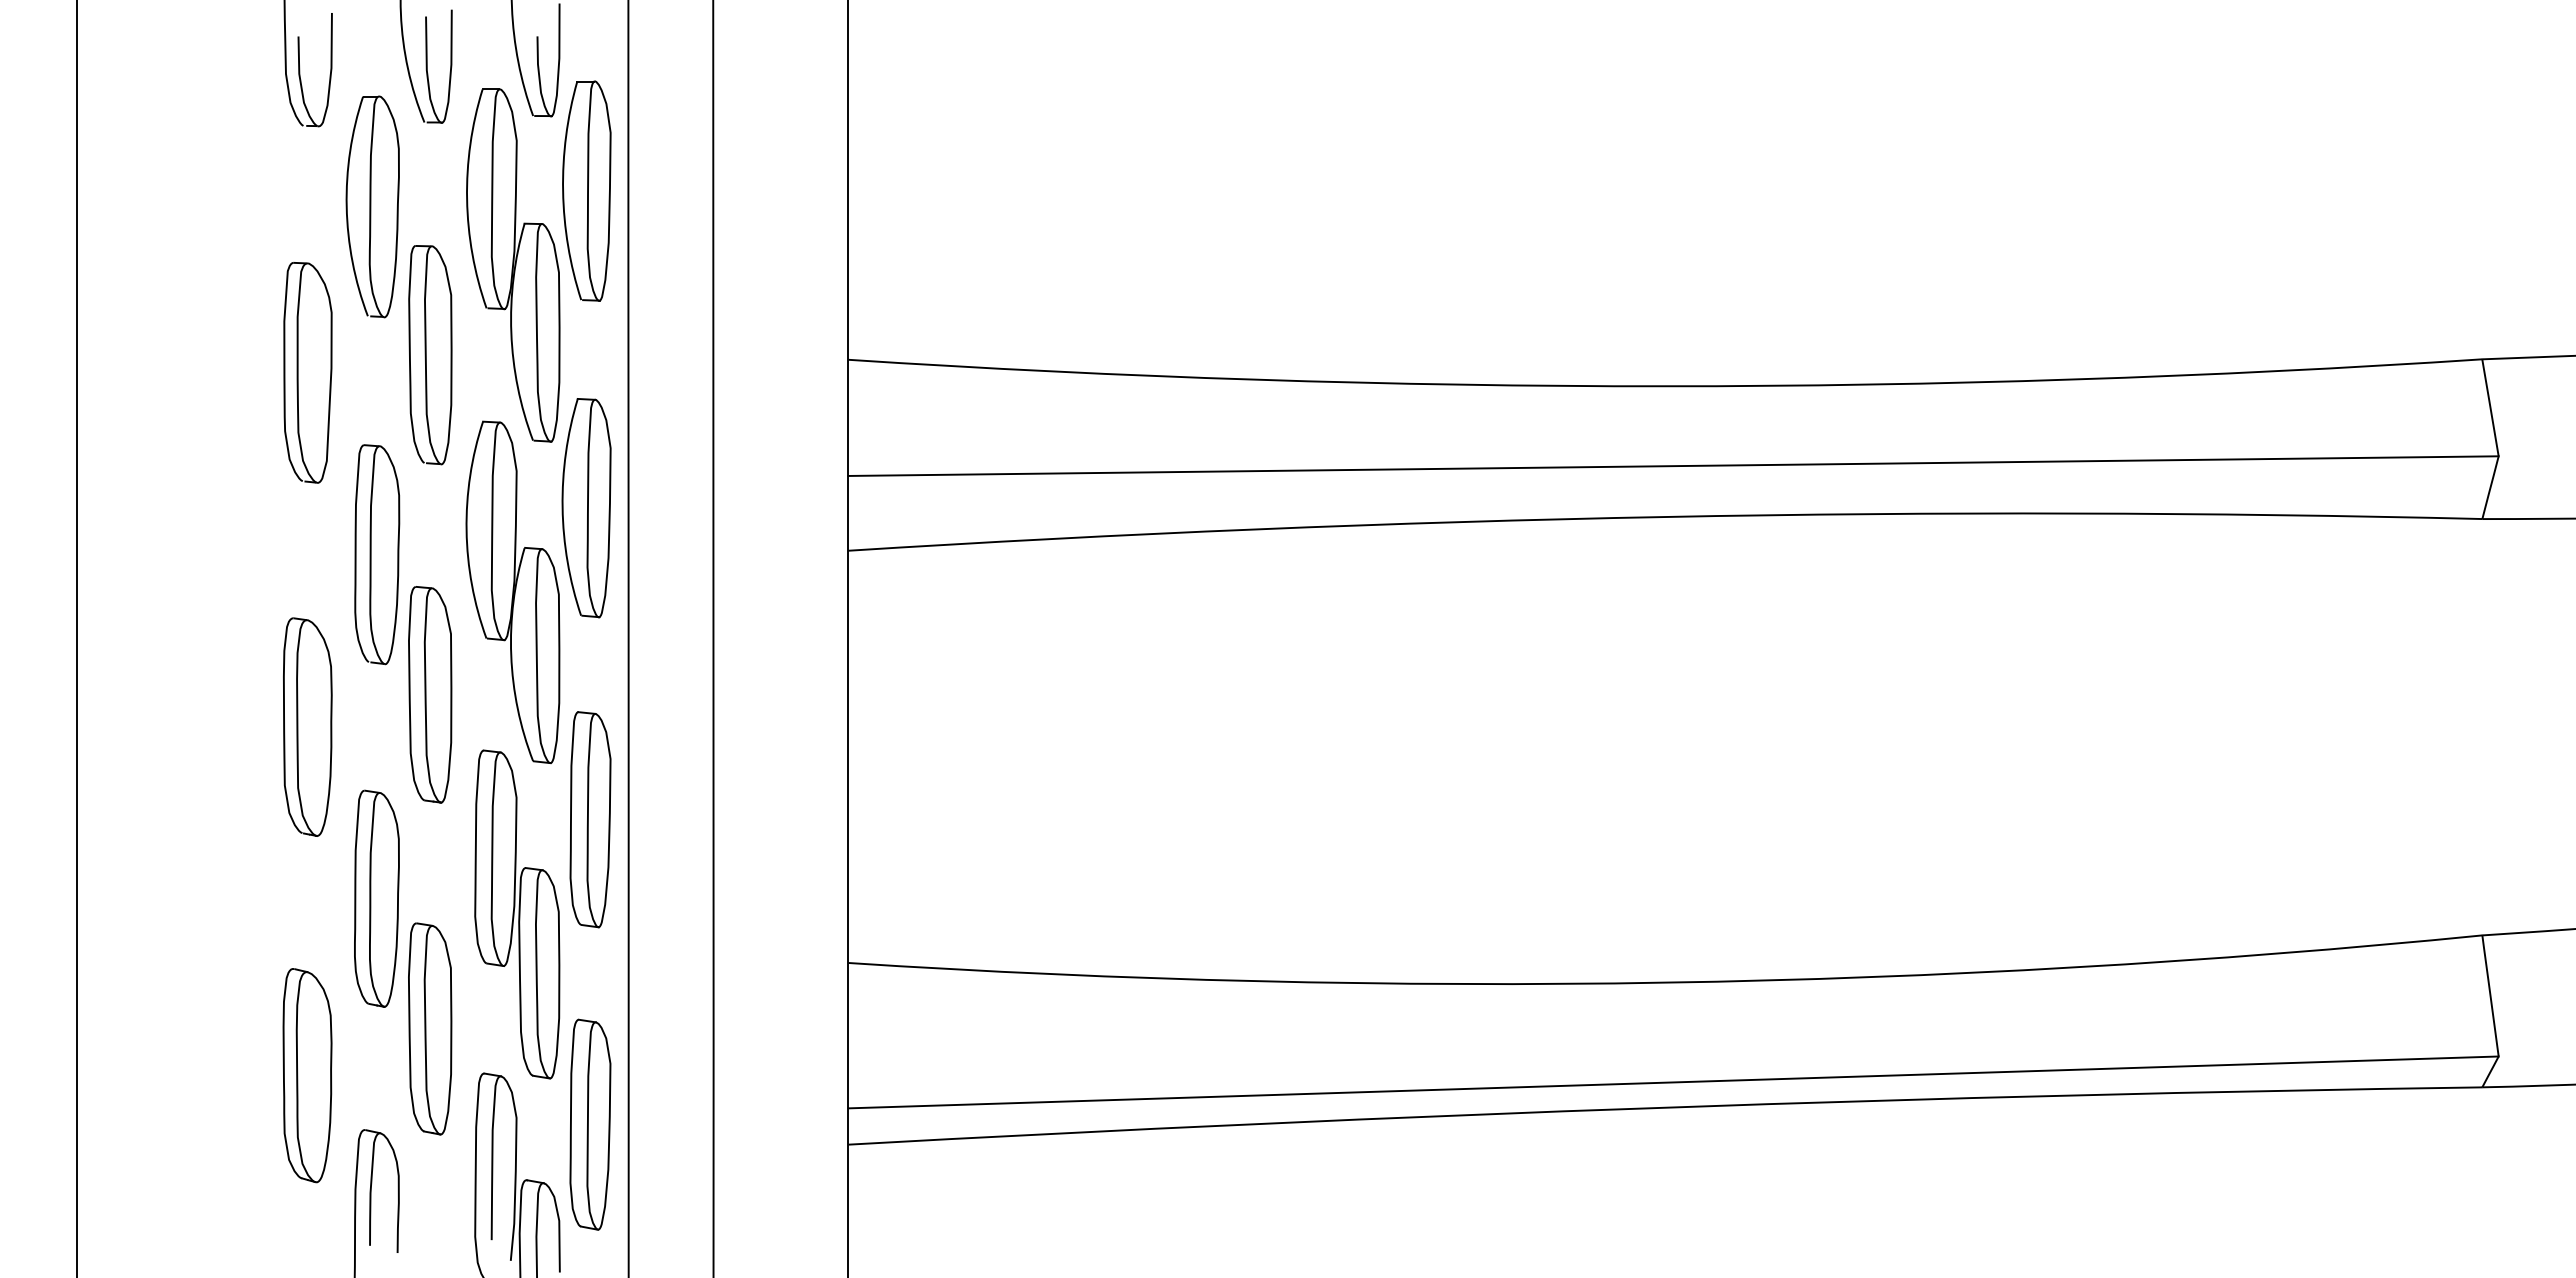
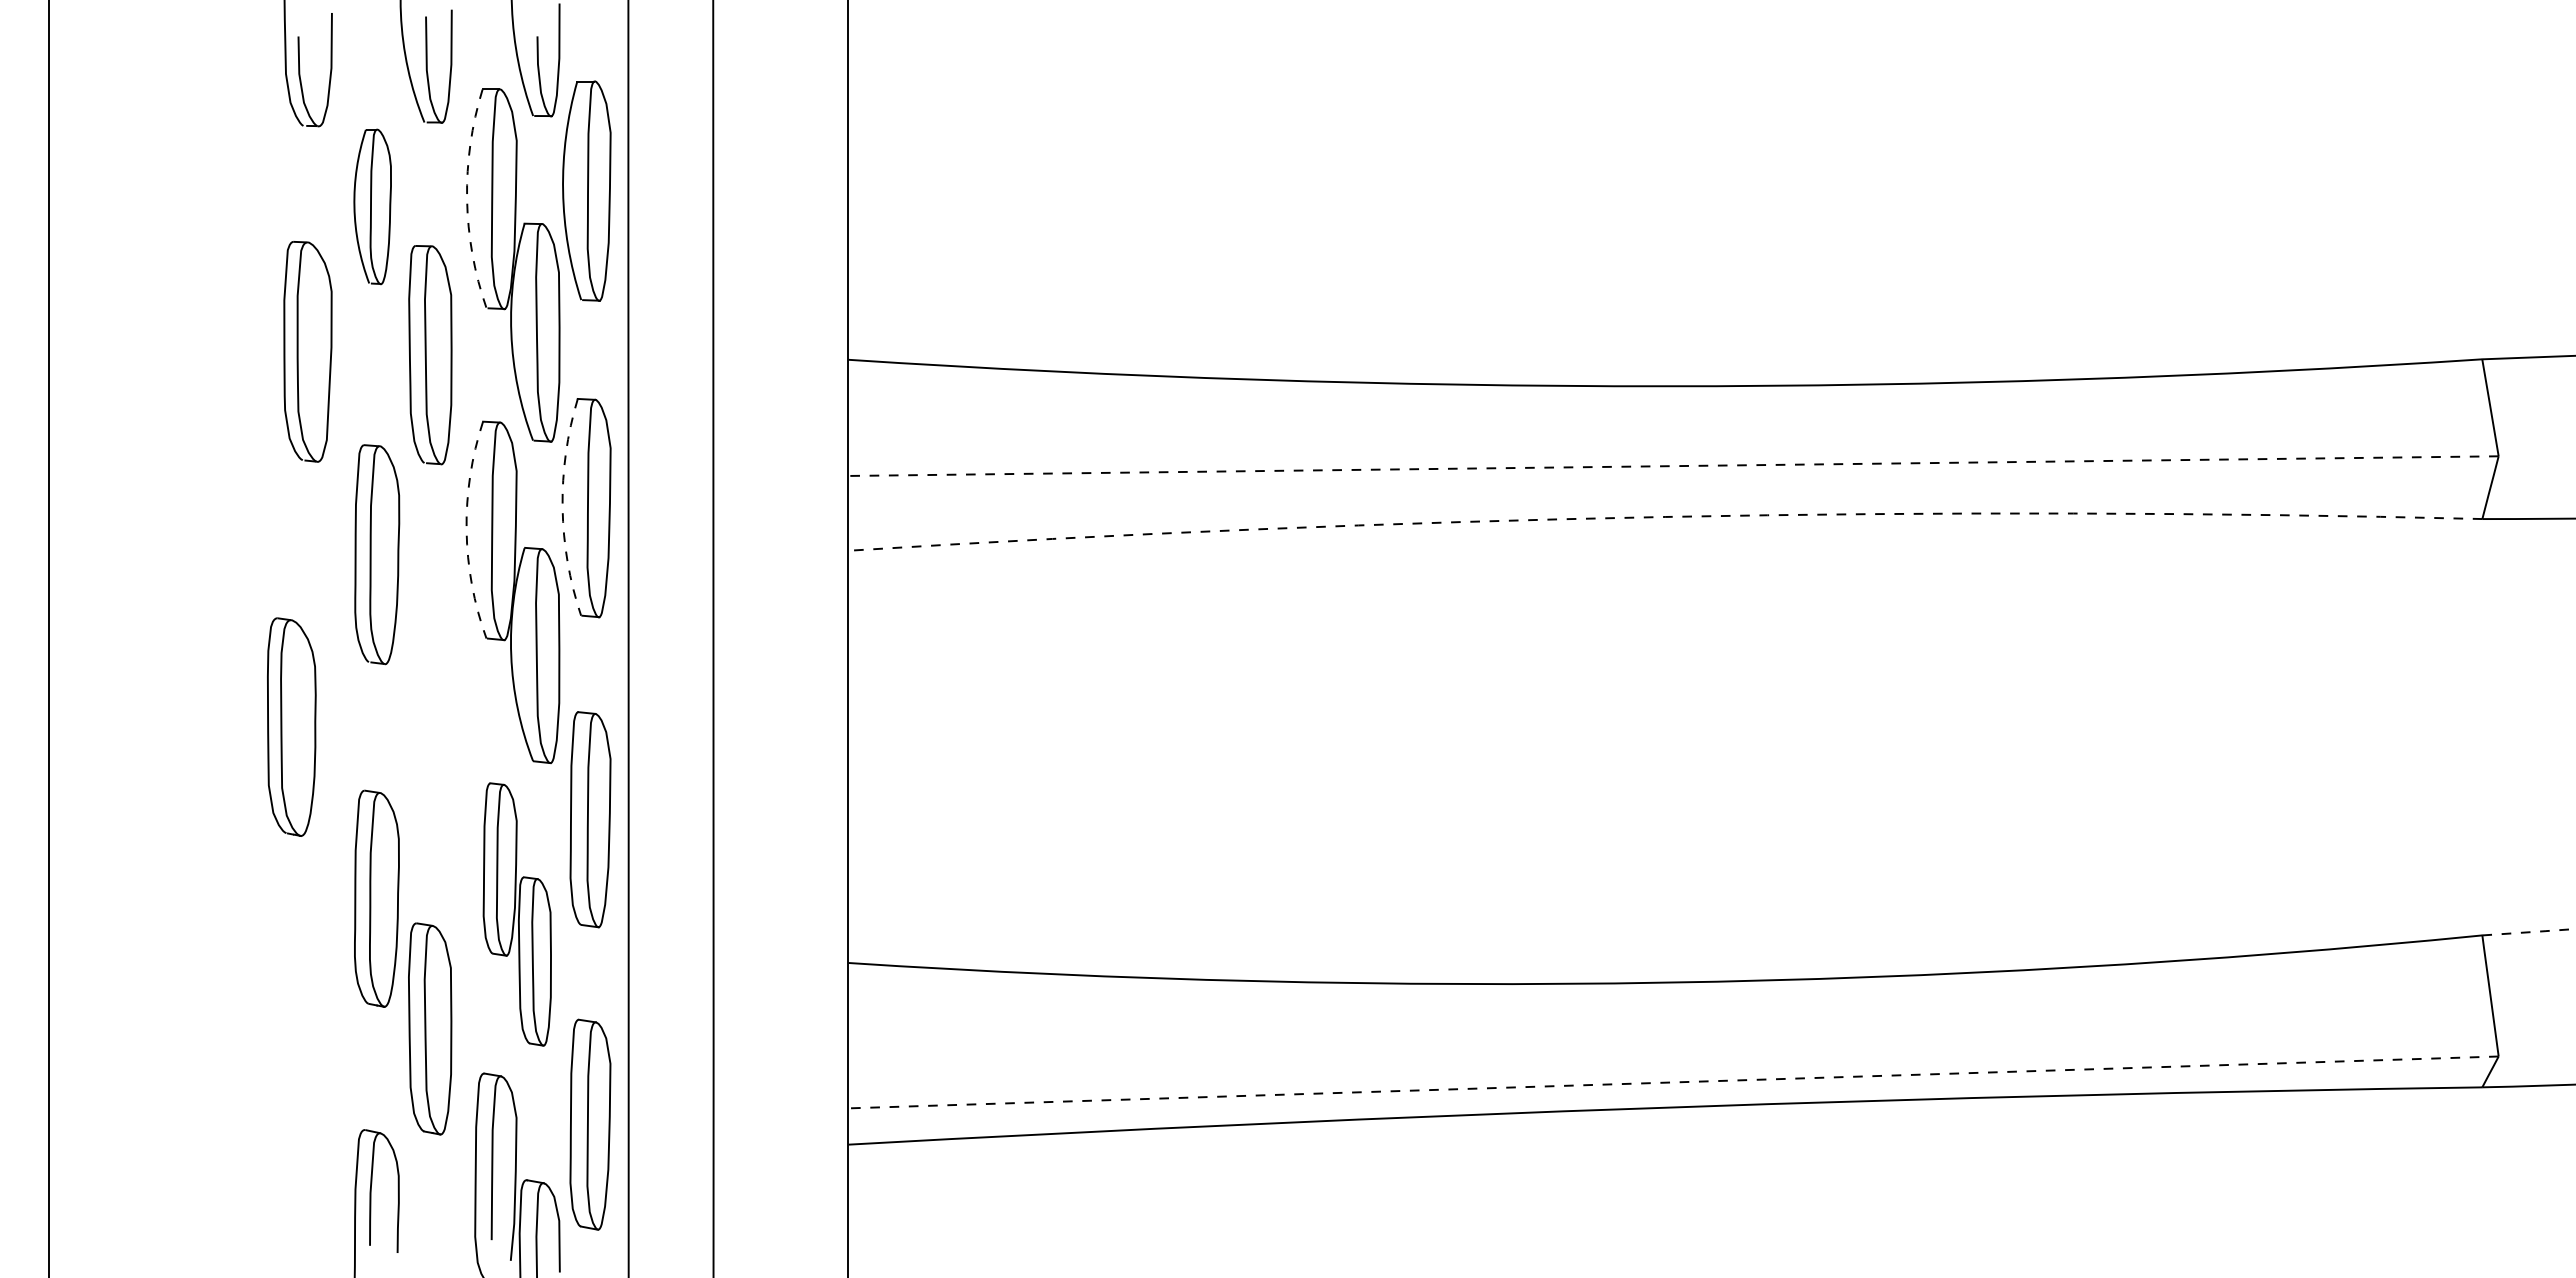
arc: solid -> dashed (467, 199)
part size: 55x224 px -> 39x158 px (372, 206)
part position: (307, 372) -> (307, 351) (307, 351)
line: solid -> dashed (1673, 466)
arc: solid -> dashed (562, 507)
arc: solid -> dashed (1665, 516)
arc: solid -> dashed (466, 530)
line position: (77, 638) -> (49, 638) (49, 638)
part: present -> none (430, 694)
part position: (307, 726) -> (291, 726) (291, 726)
part size: 87x331 px -> 70x265 px (516, 914)
arc: solid -> dashed (2529, 932)
part: present -> none (307, 1075)
line: solid -> dashed (1673, 1082)
